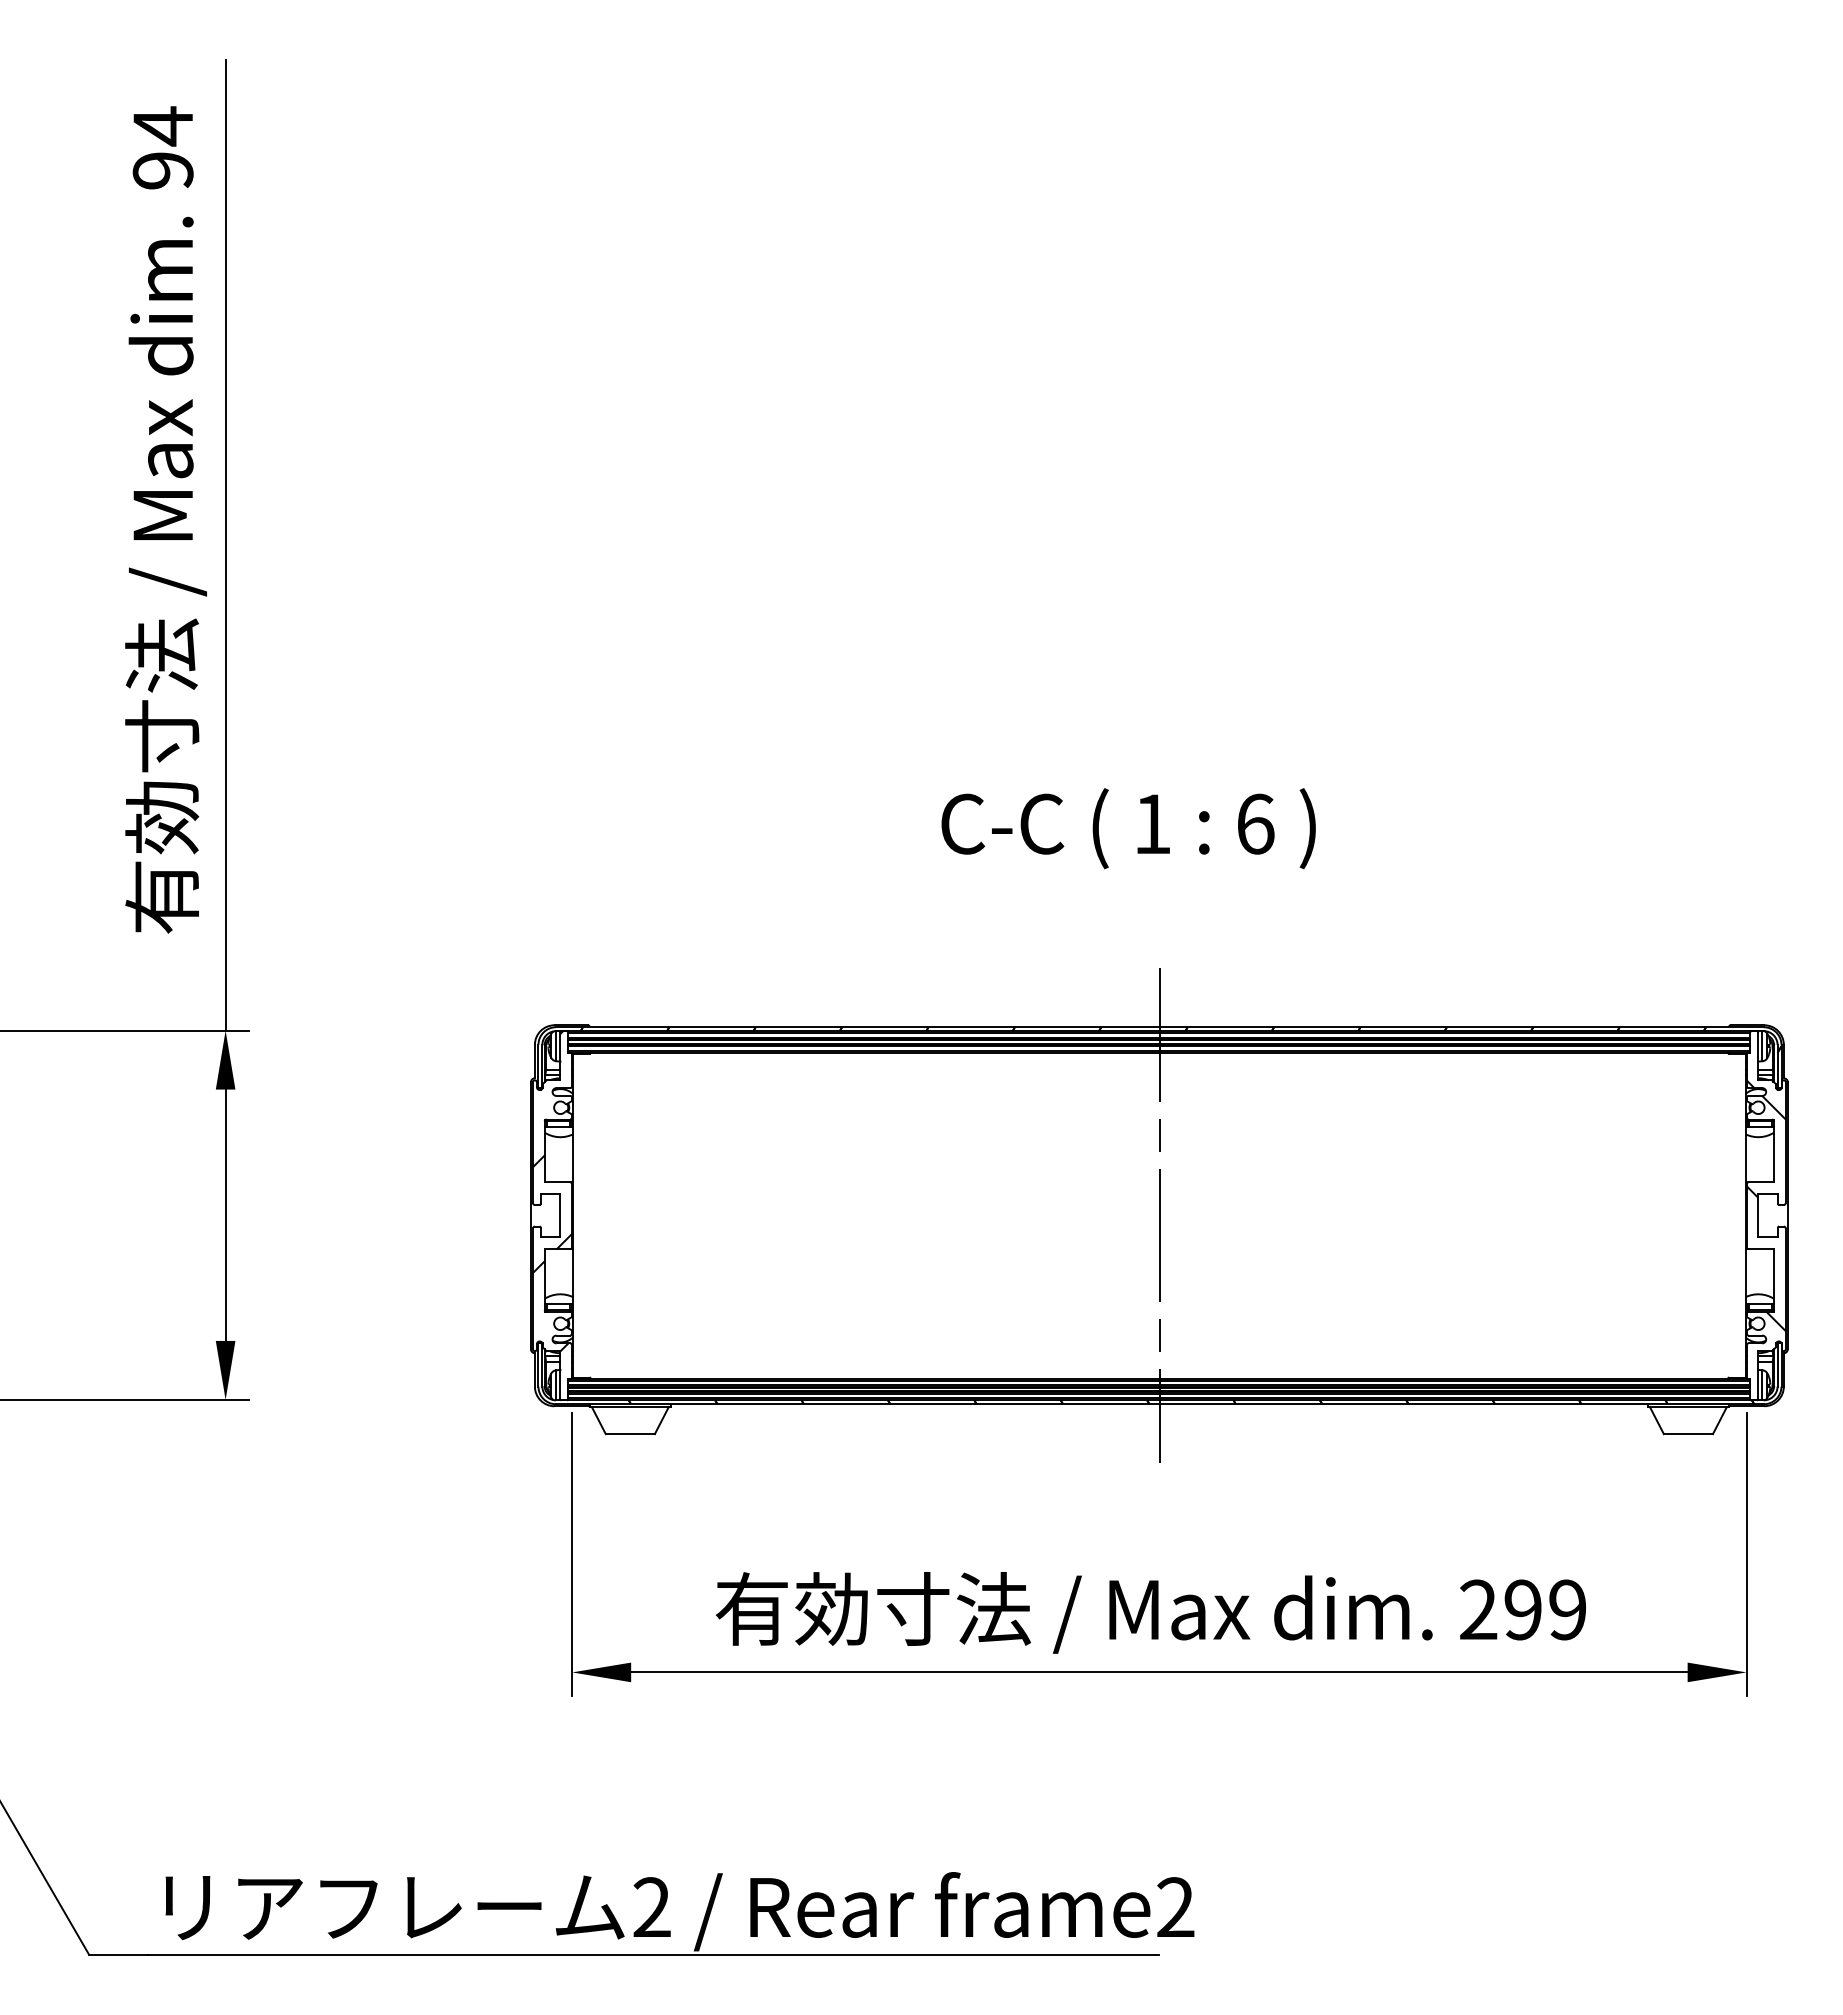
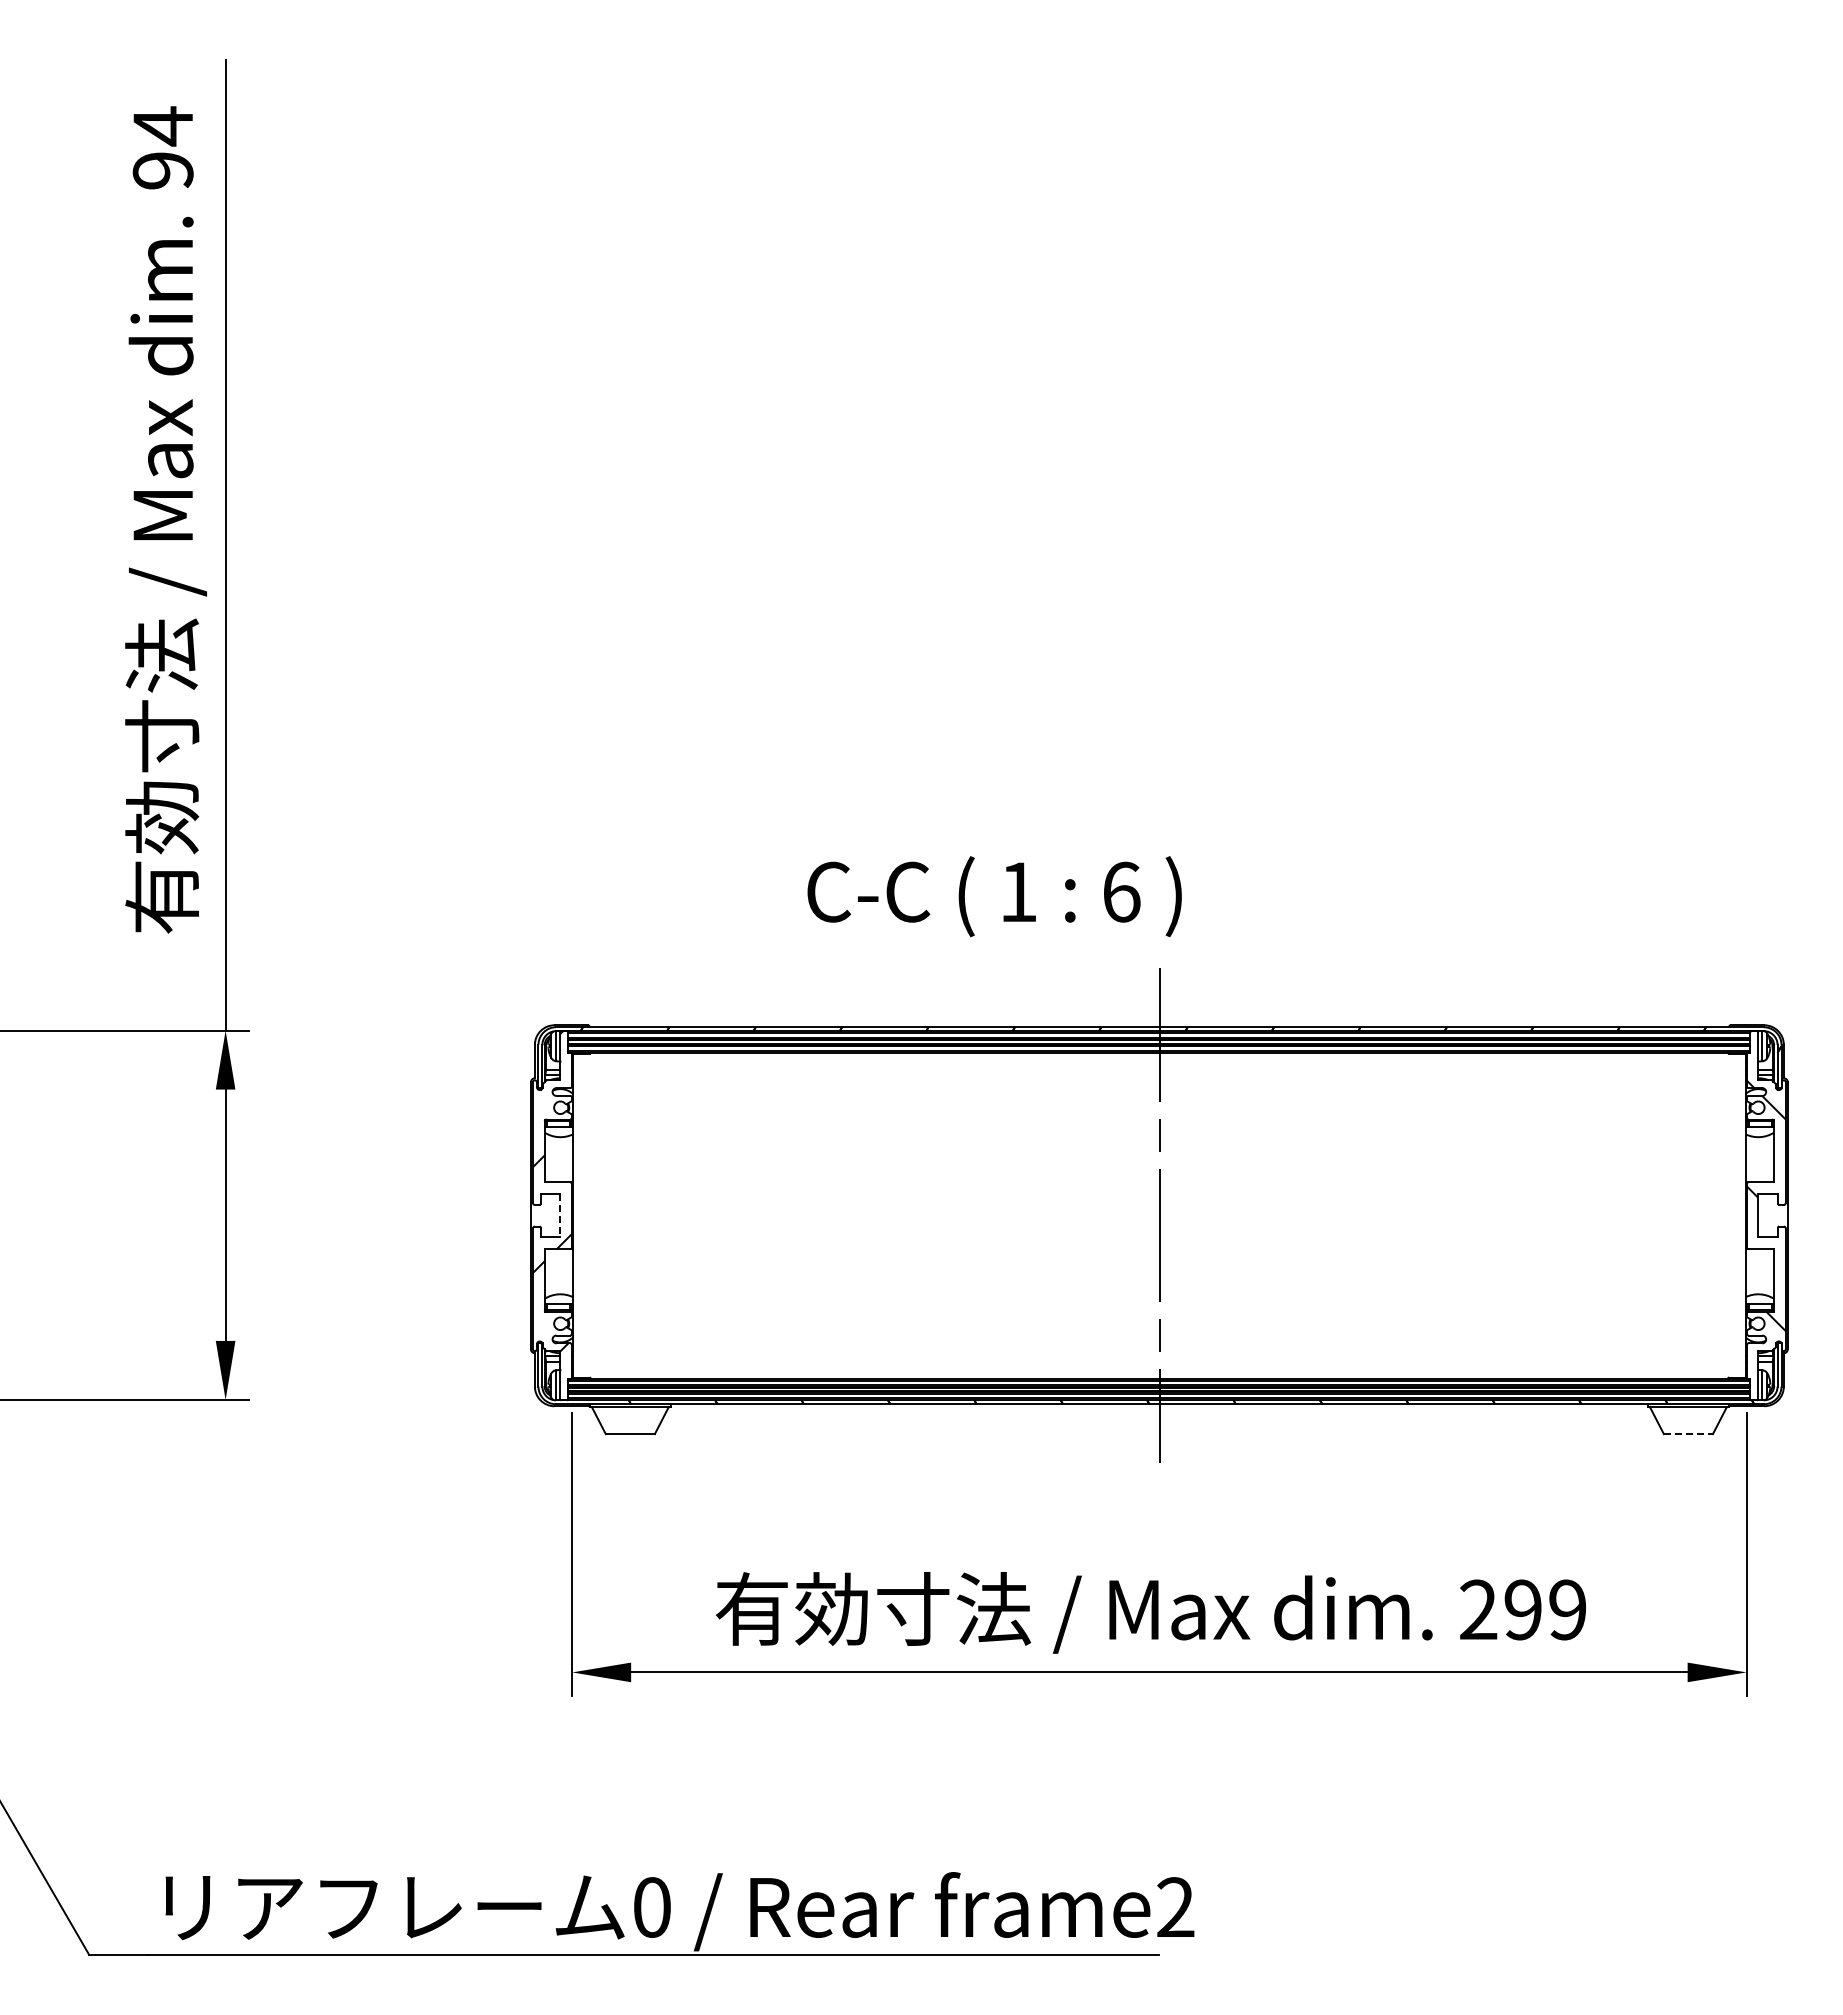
text position: (1128, 828) -> (994, 896) (994, 896)
line: solid -> dashed (560, 1215)
line: solid -> dashed (1688, 1434)
text: 2 -> 0 (651, 1907)
